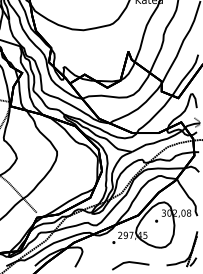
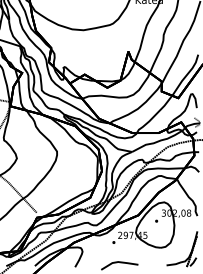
line position: (130, 263) -> (119, 263) (119, 263)
